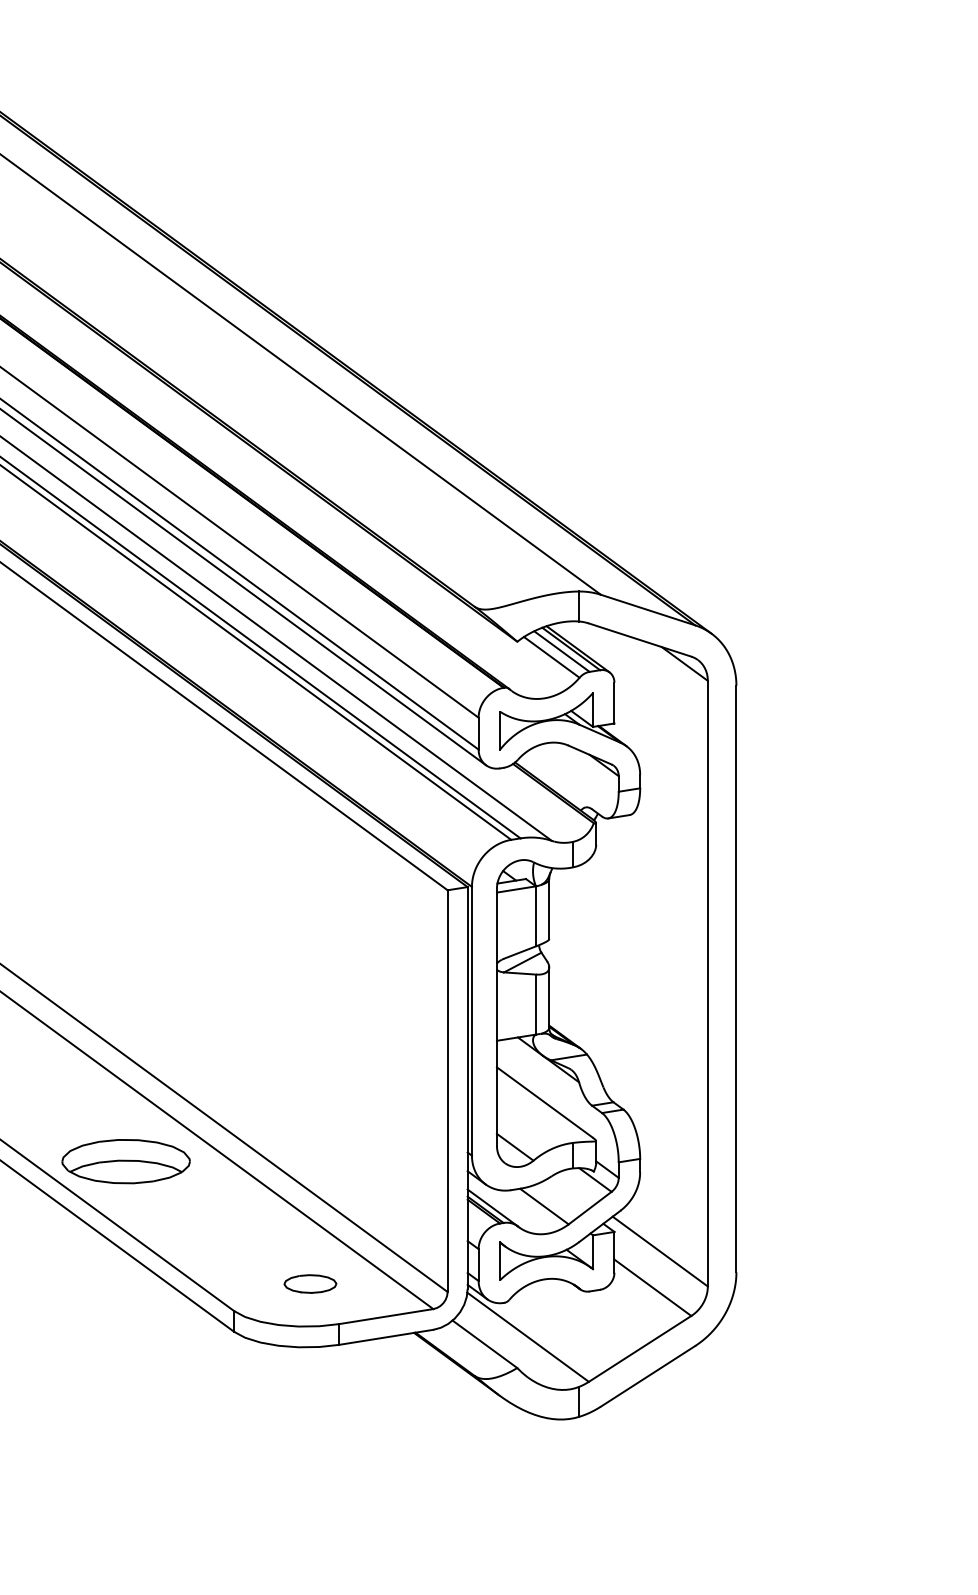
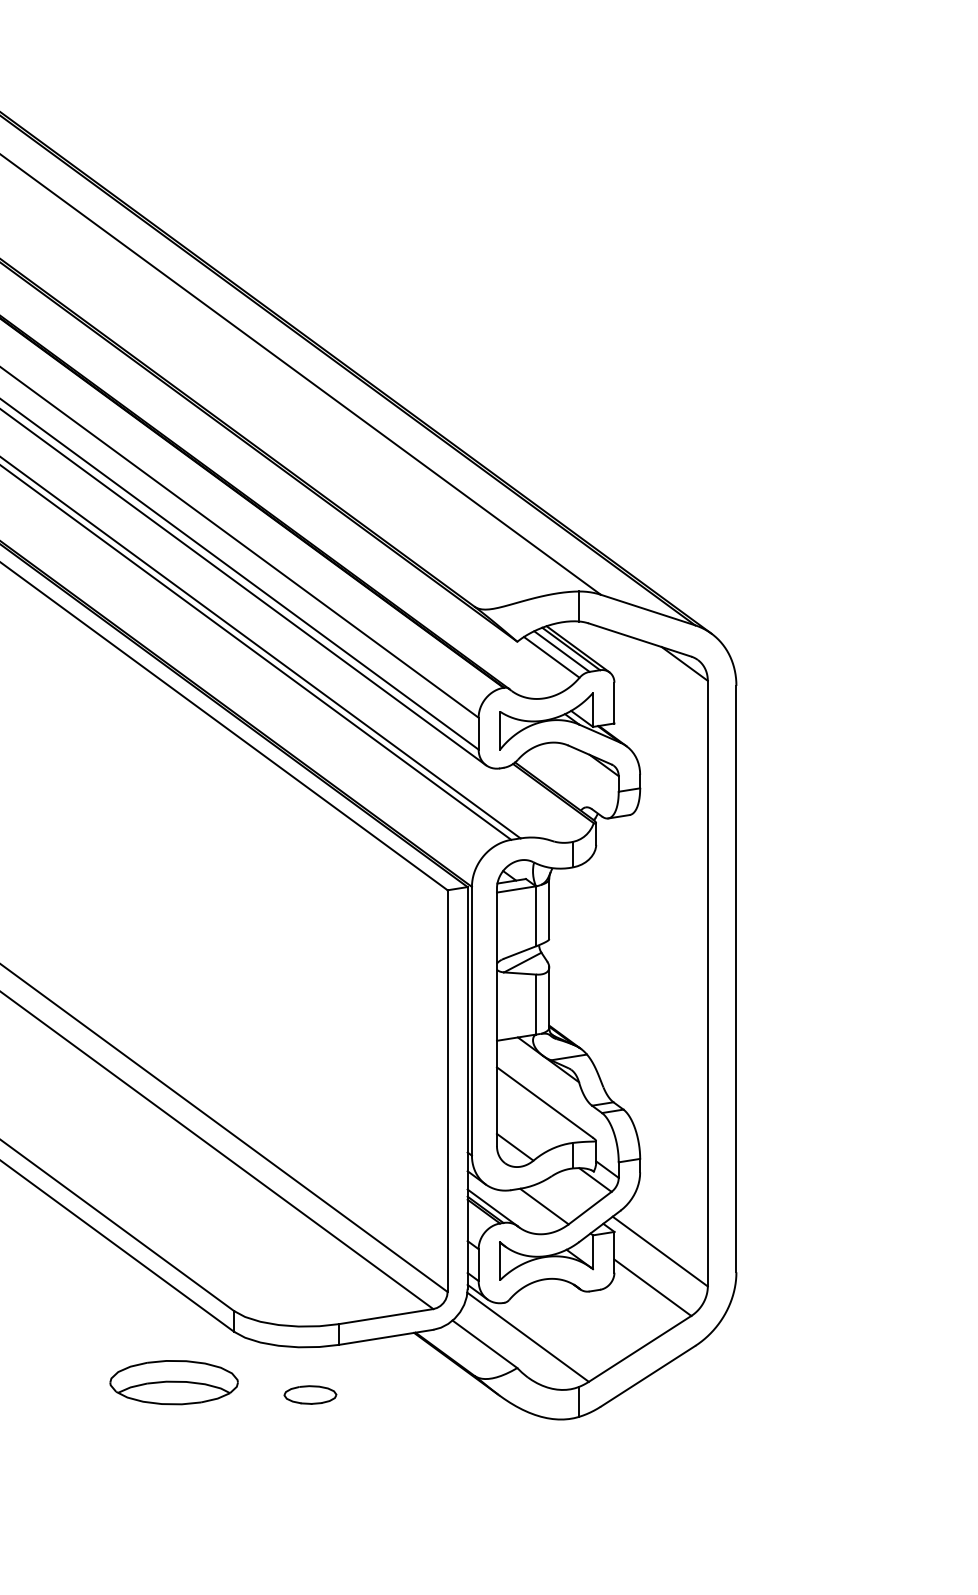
line: present -> none (276, 638)
part position: (125, 1161) -> (173, 1382) (173, 1382)
part position: (310, 1283) -> (310, 1394) (310, 1394)
